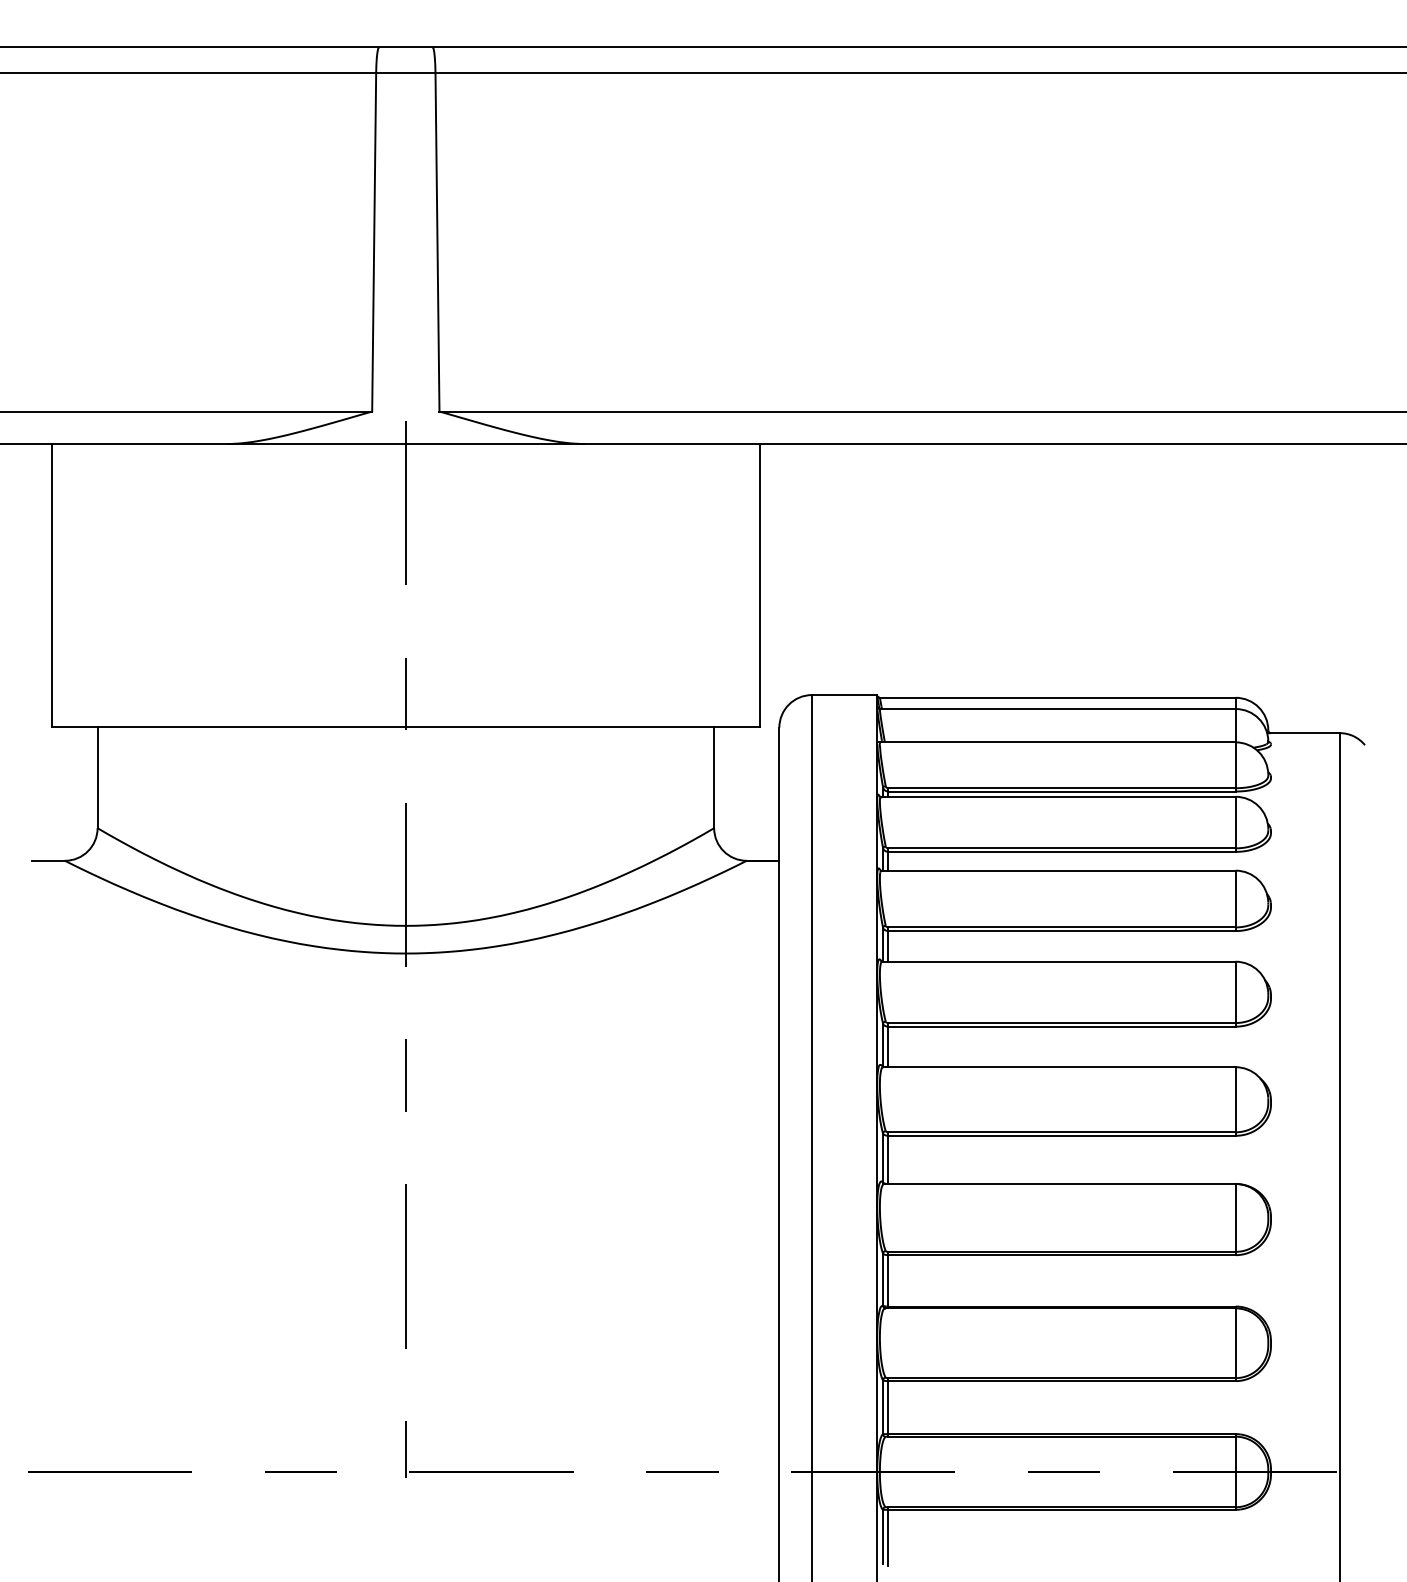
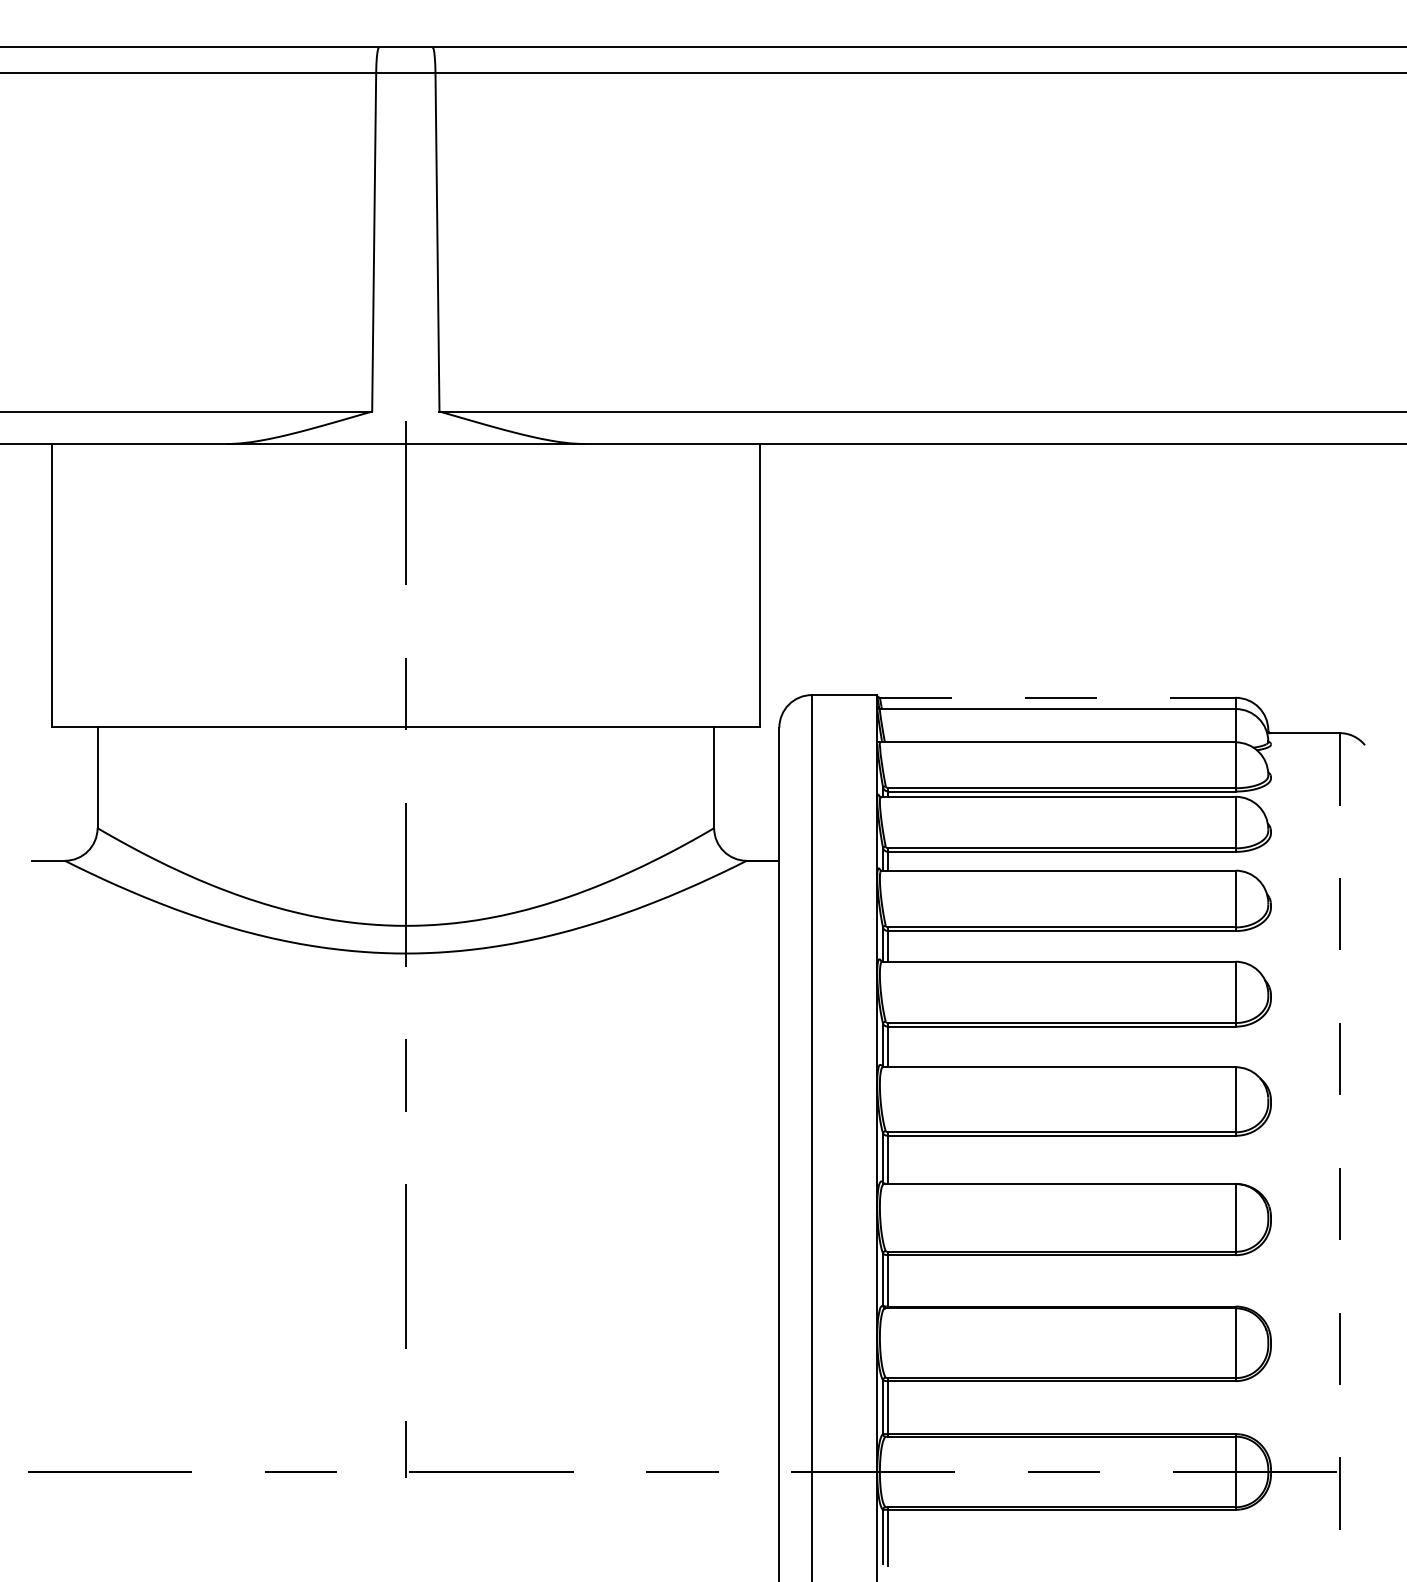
line: solid -> dashed (1057, 697)
line: solid -> dashed (1339, 1158)
